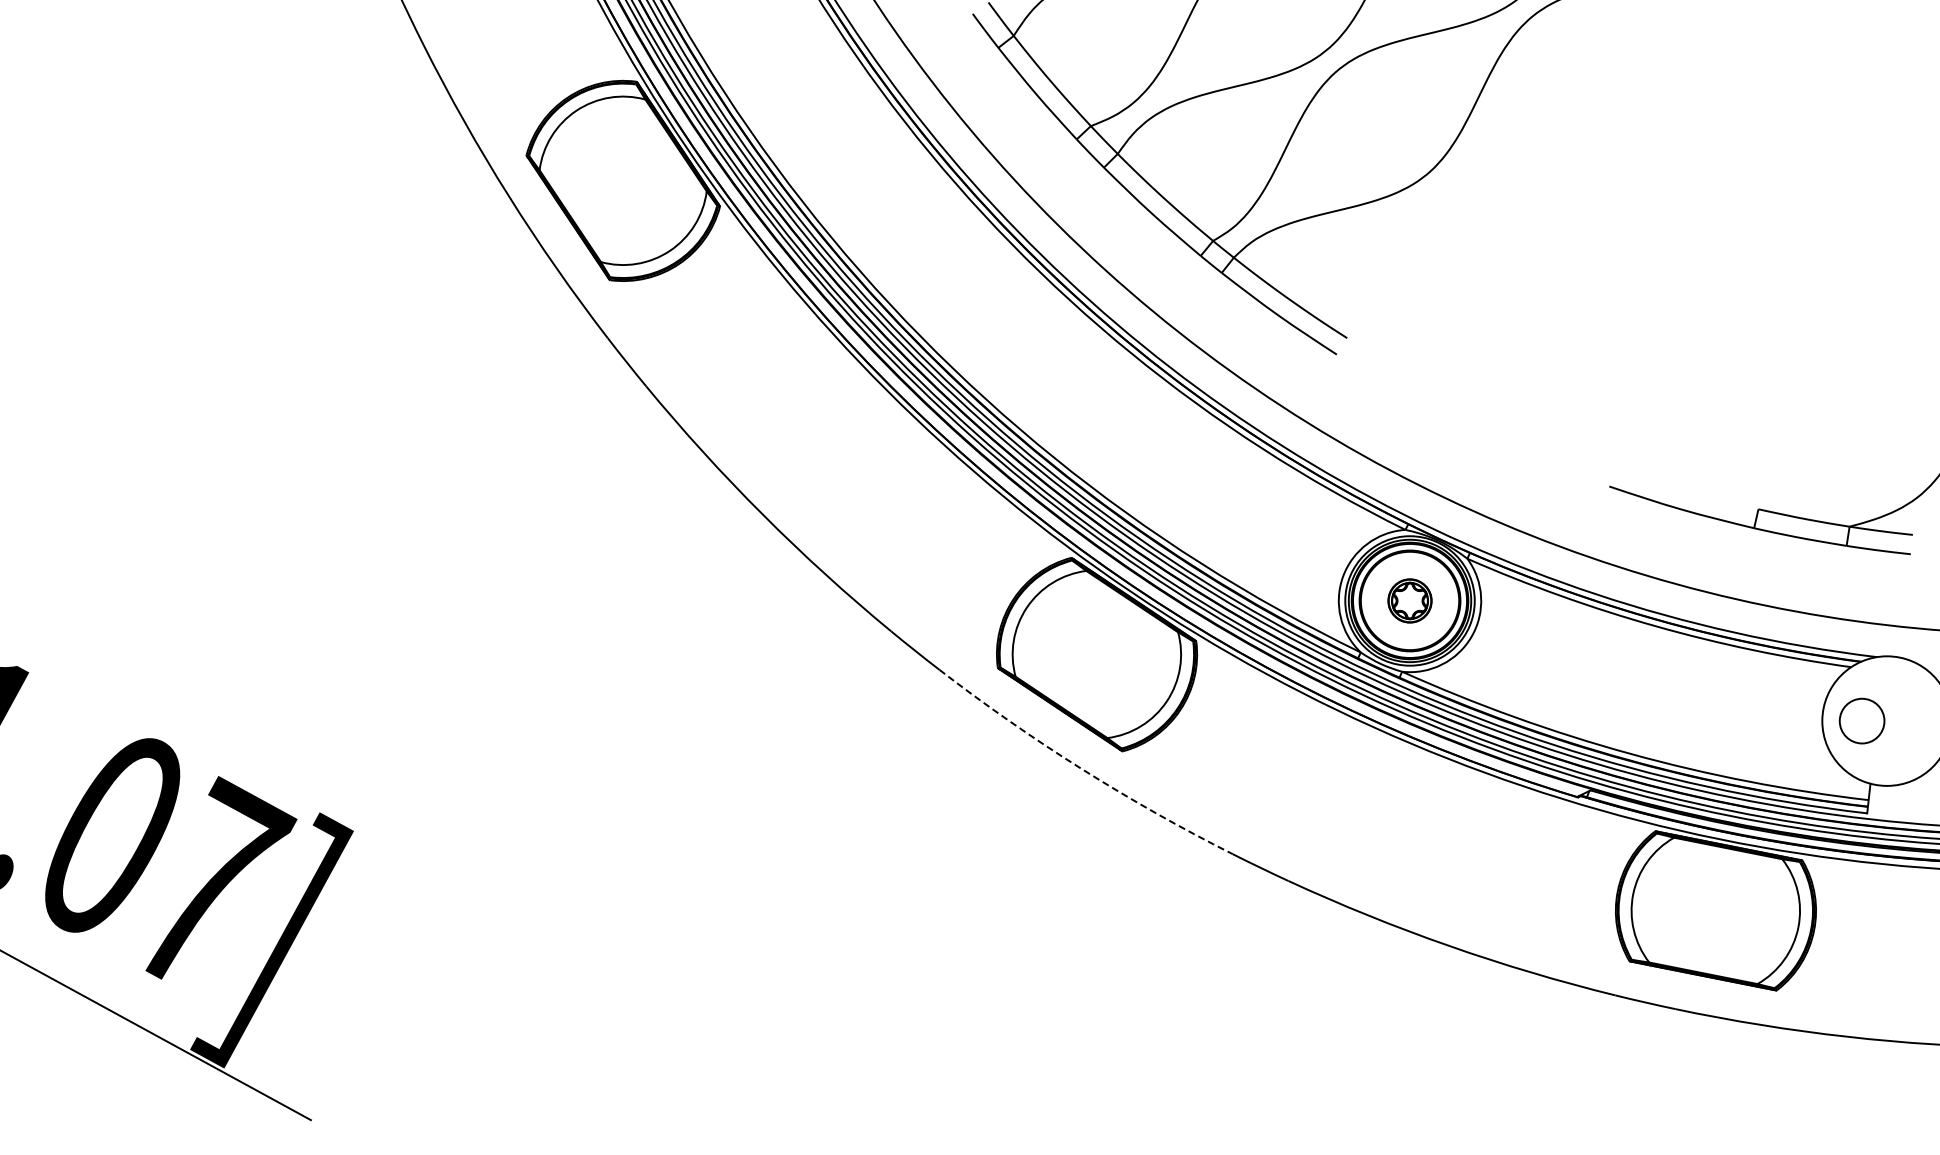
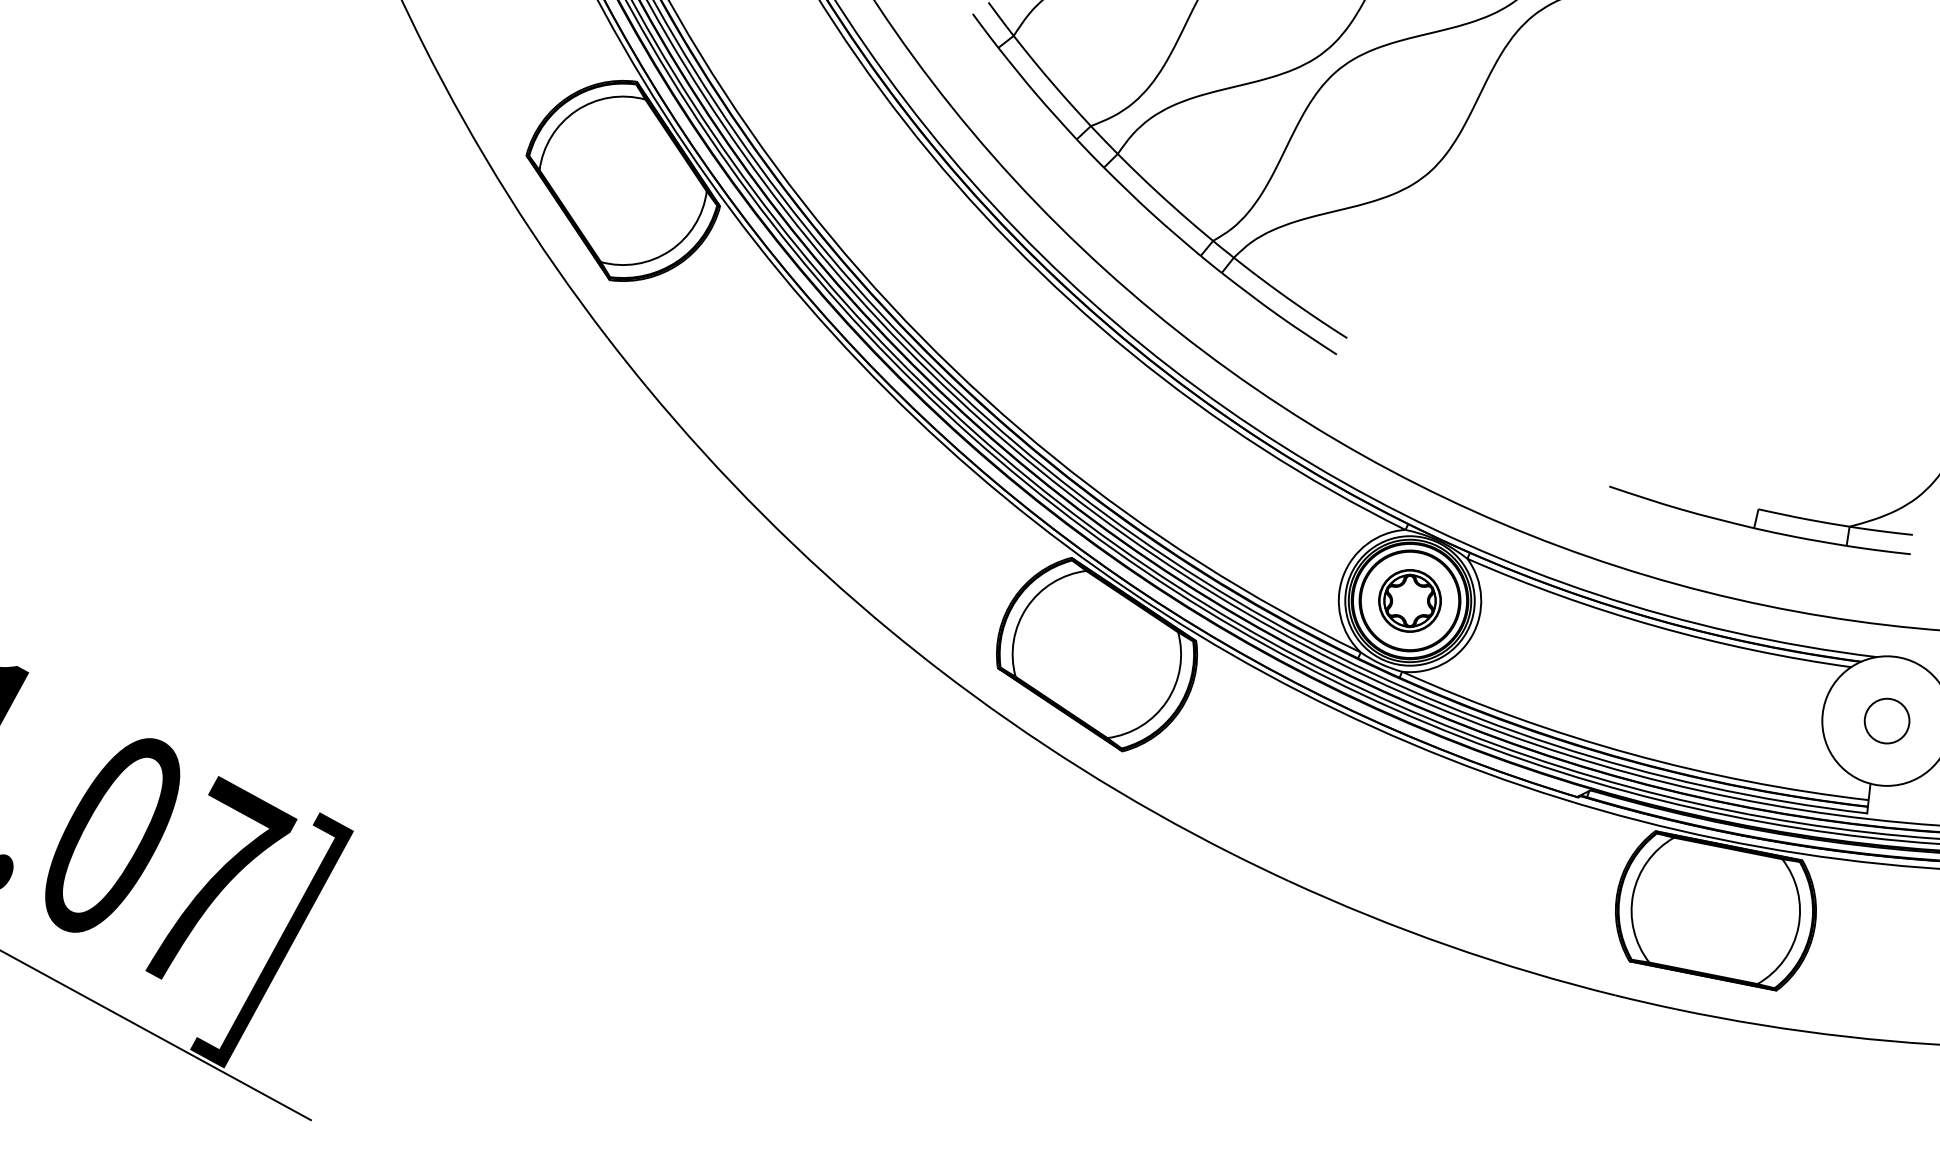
part size: 46x46 px -> 64x64 px (1409, 600)
circle position: (1861, 720) -> (1886, 720) (1886, 720)
arc: dashed -> solid (1081, 769)
